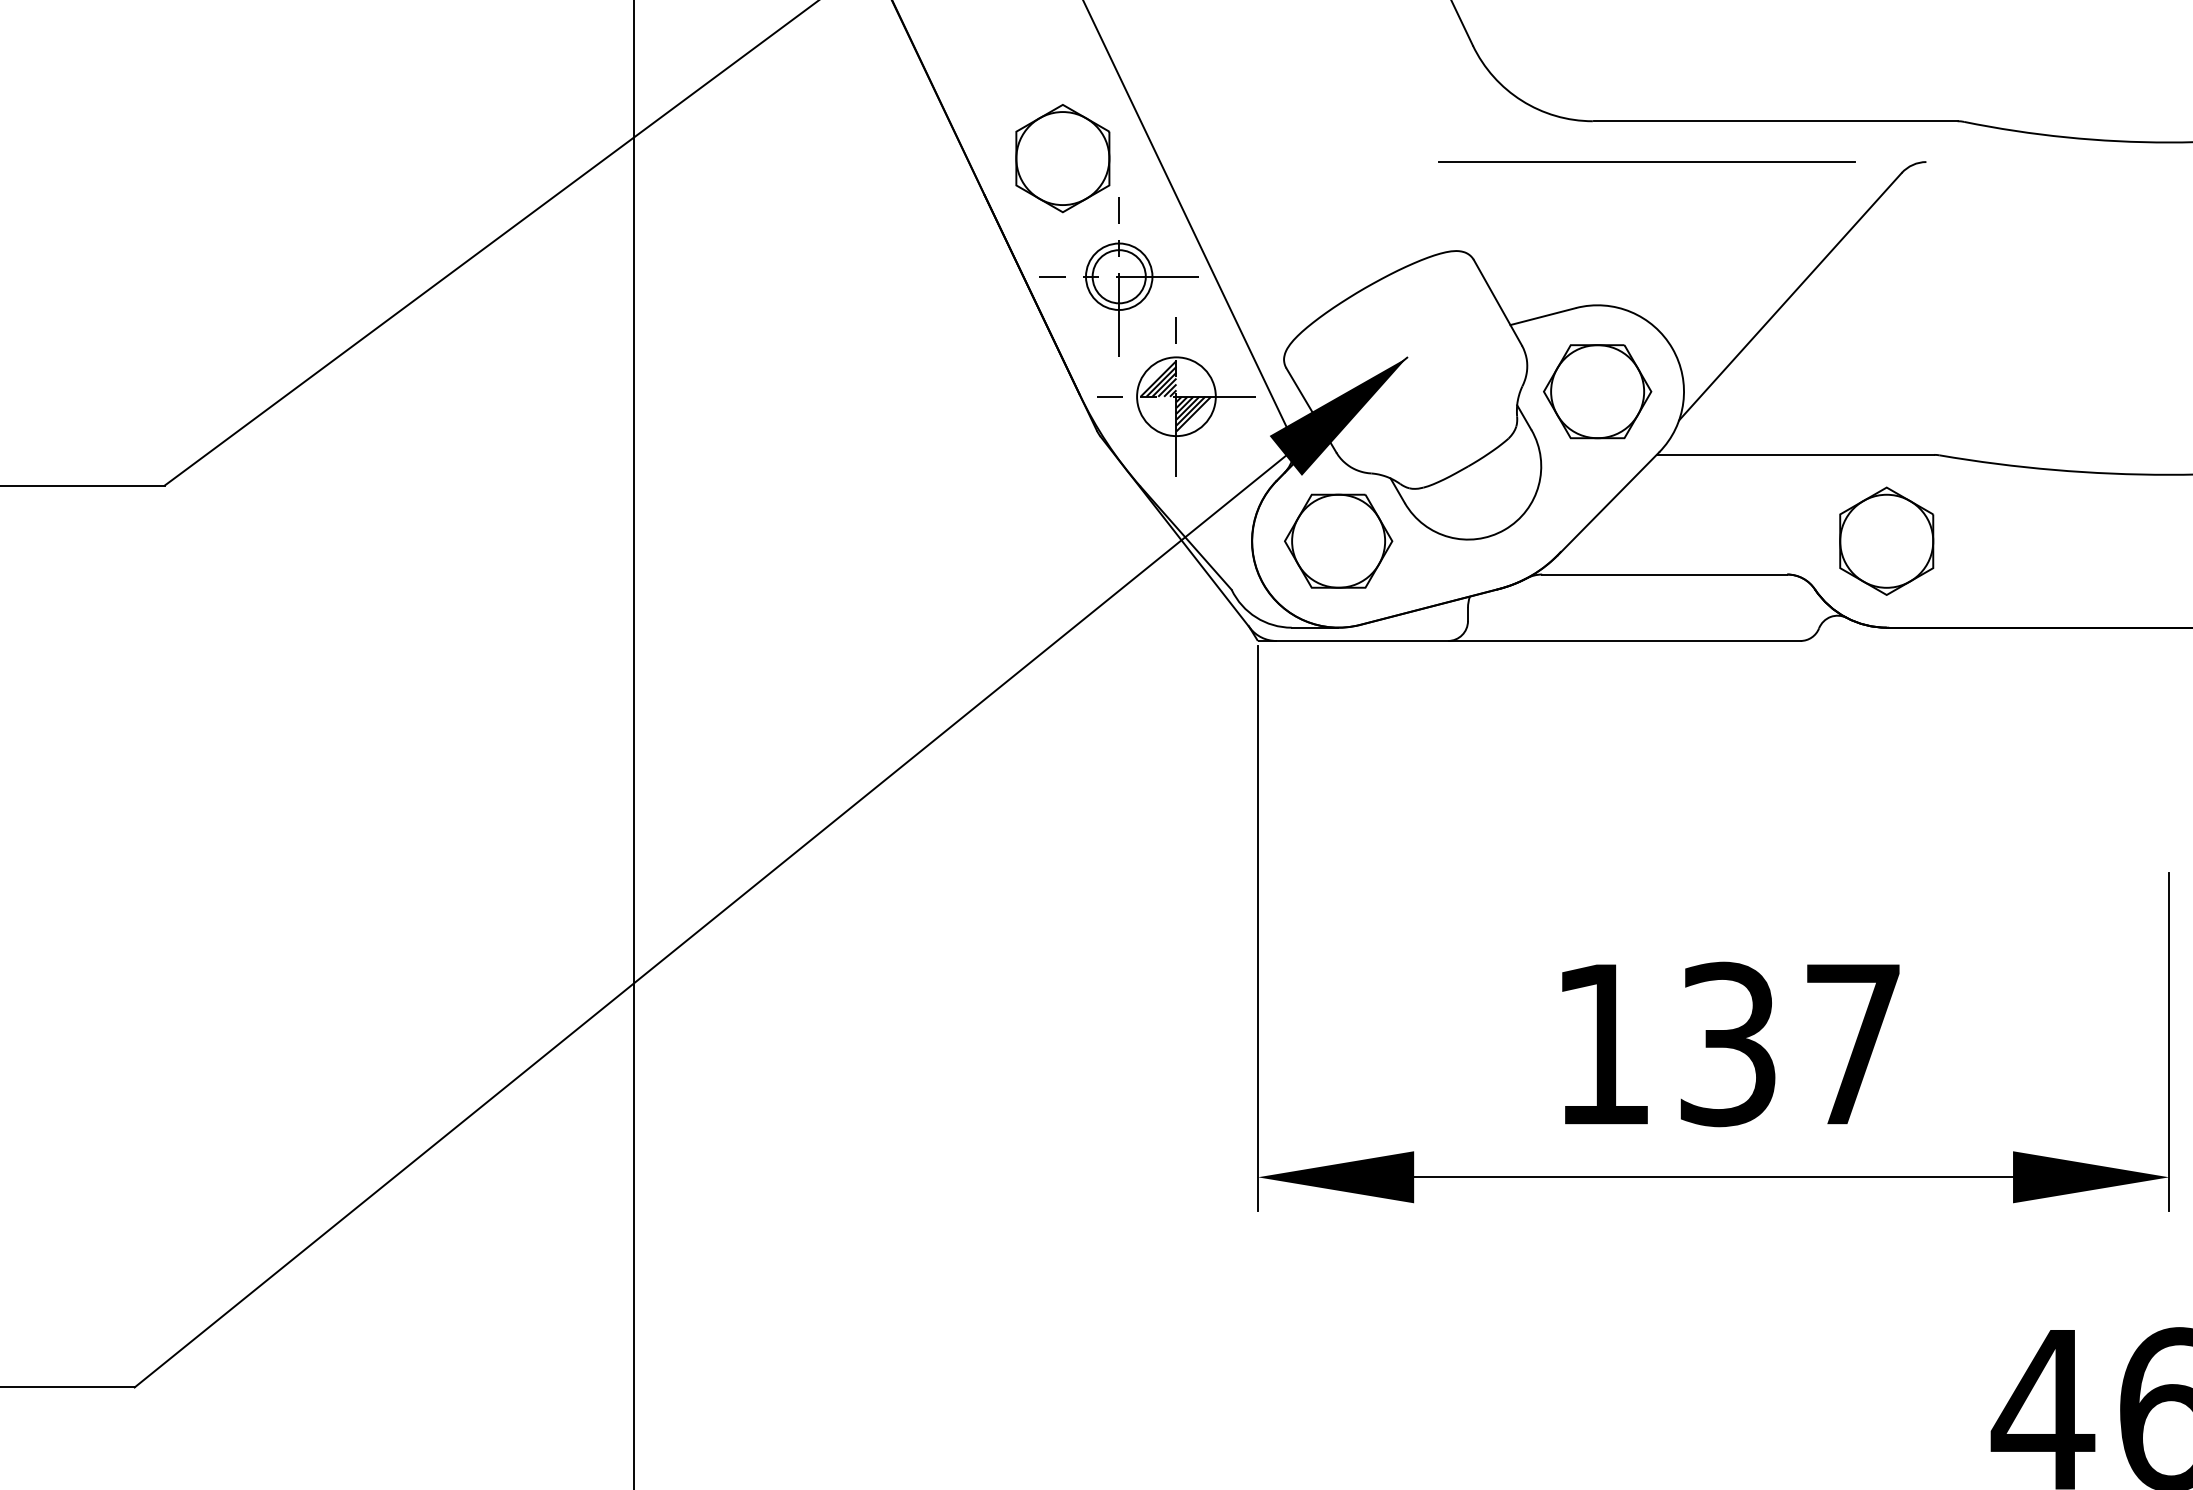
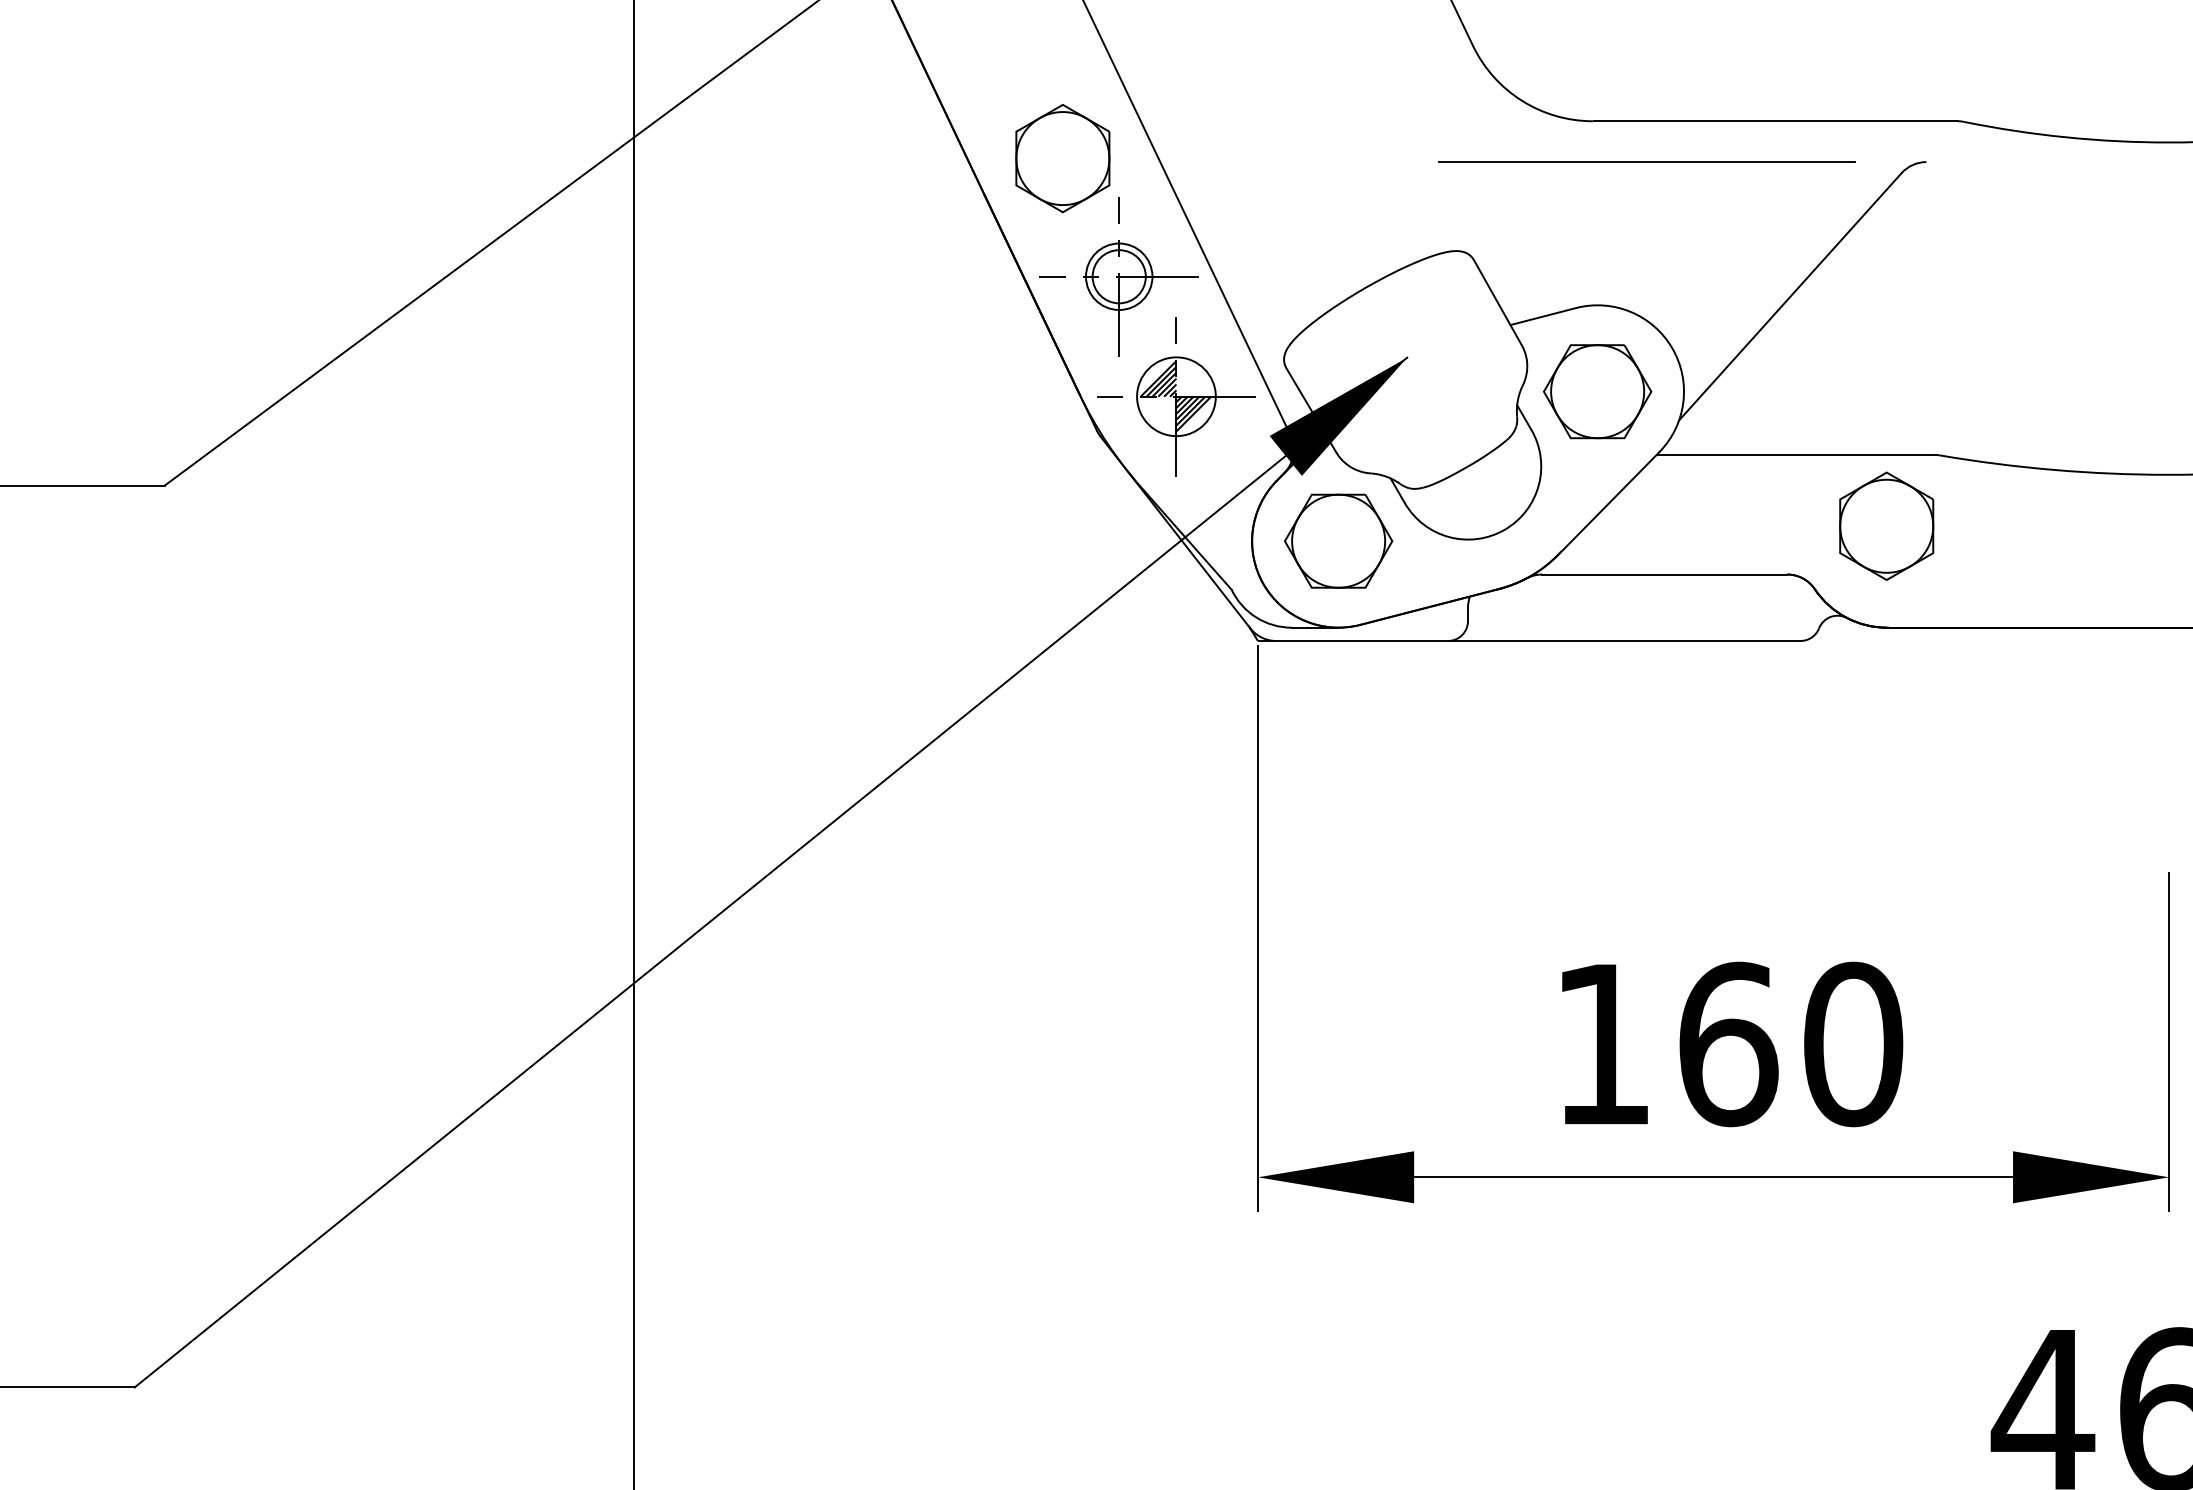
part position: (1886, 540) -> (1886, 525) (1886, 525)
text: 137 -> 160 (1791, 1044)
